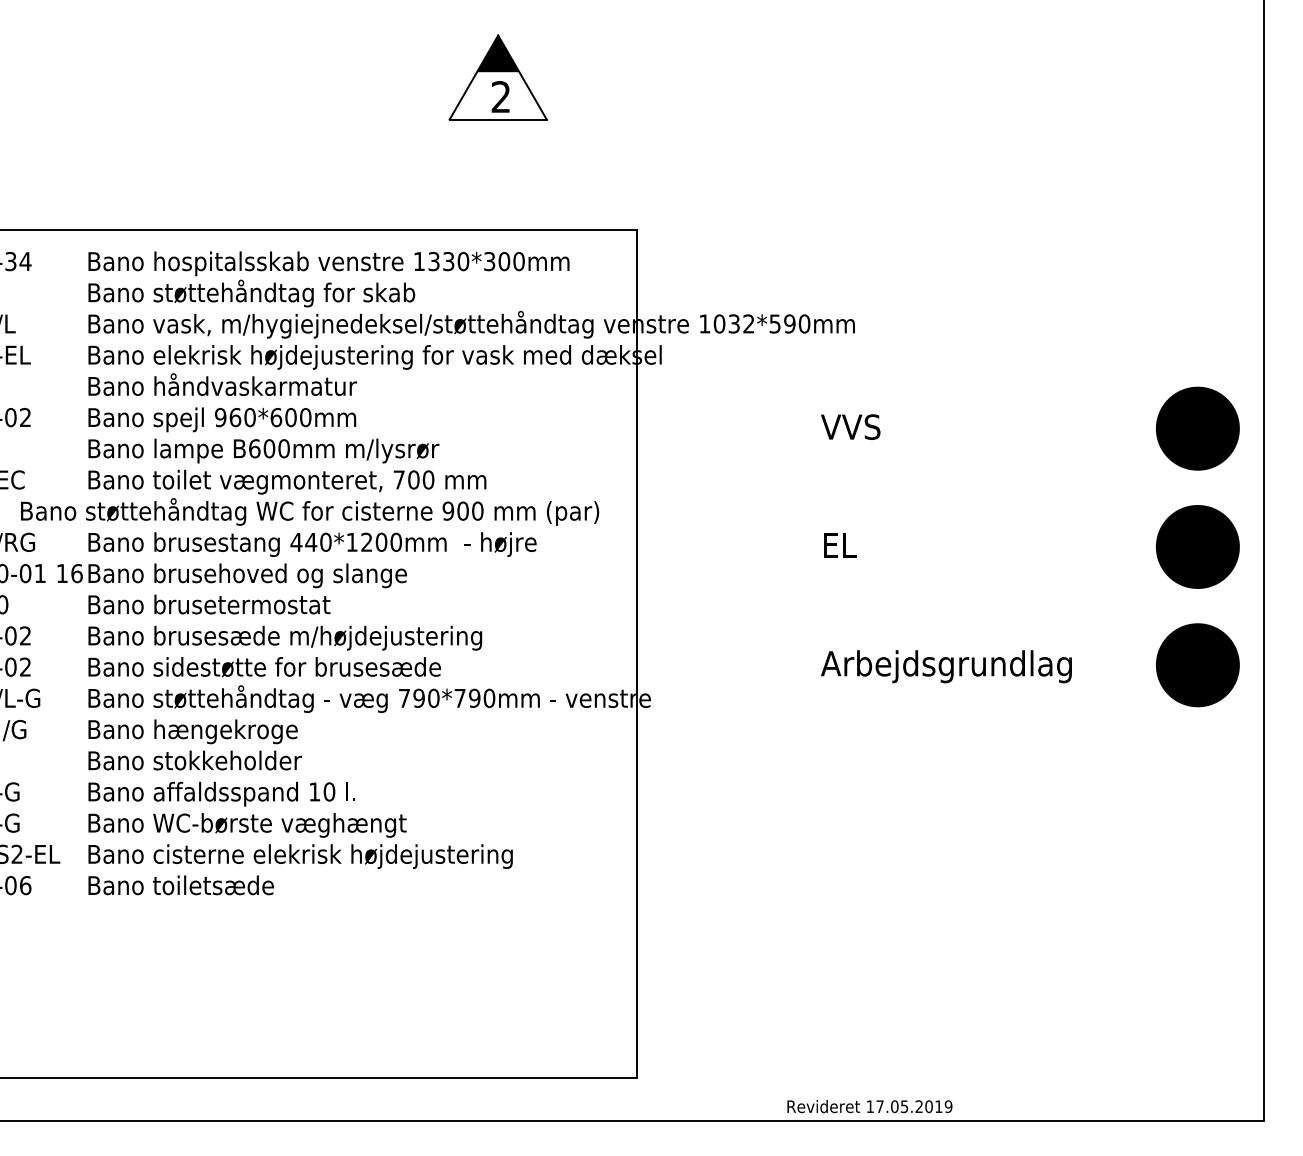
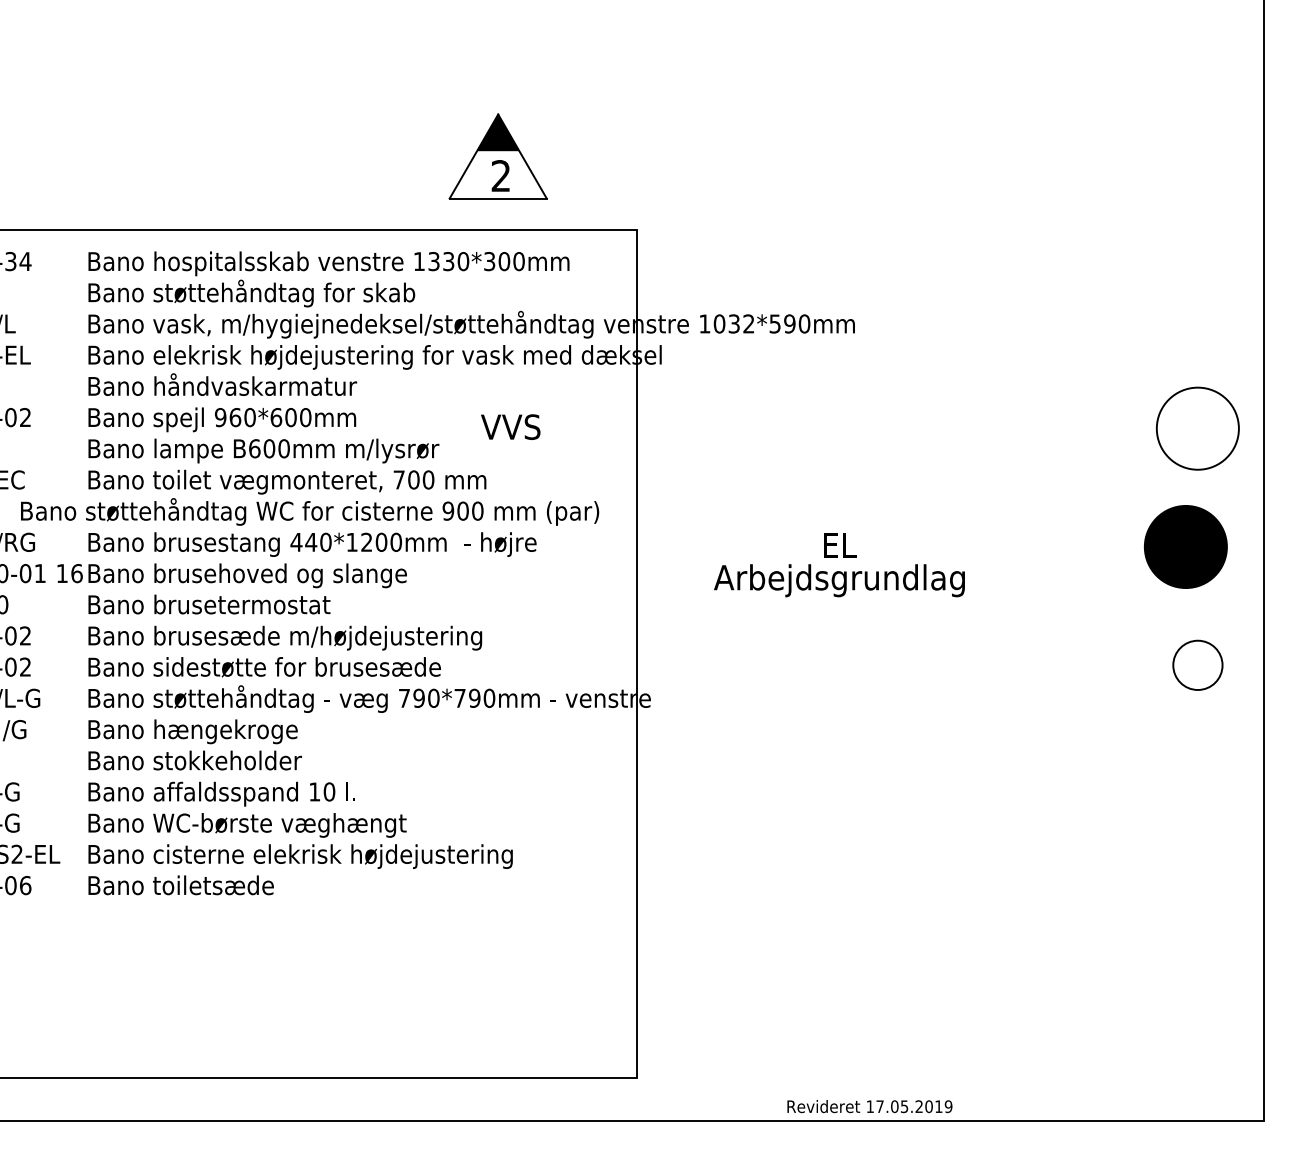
part position: (497, 77) -> (497, 156) (497, 156)
text position: (850, 426) -> (510, 426) (510, 426)
fill: present -> none (1197, 428)
part position: (1197, 546) -> (1185, 546) (1185, 546)
part size: 84x85 px -> 52x52 px (1197, 664)
text position: (946, 666) -> (839, 580) (839, 580)
